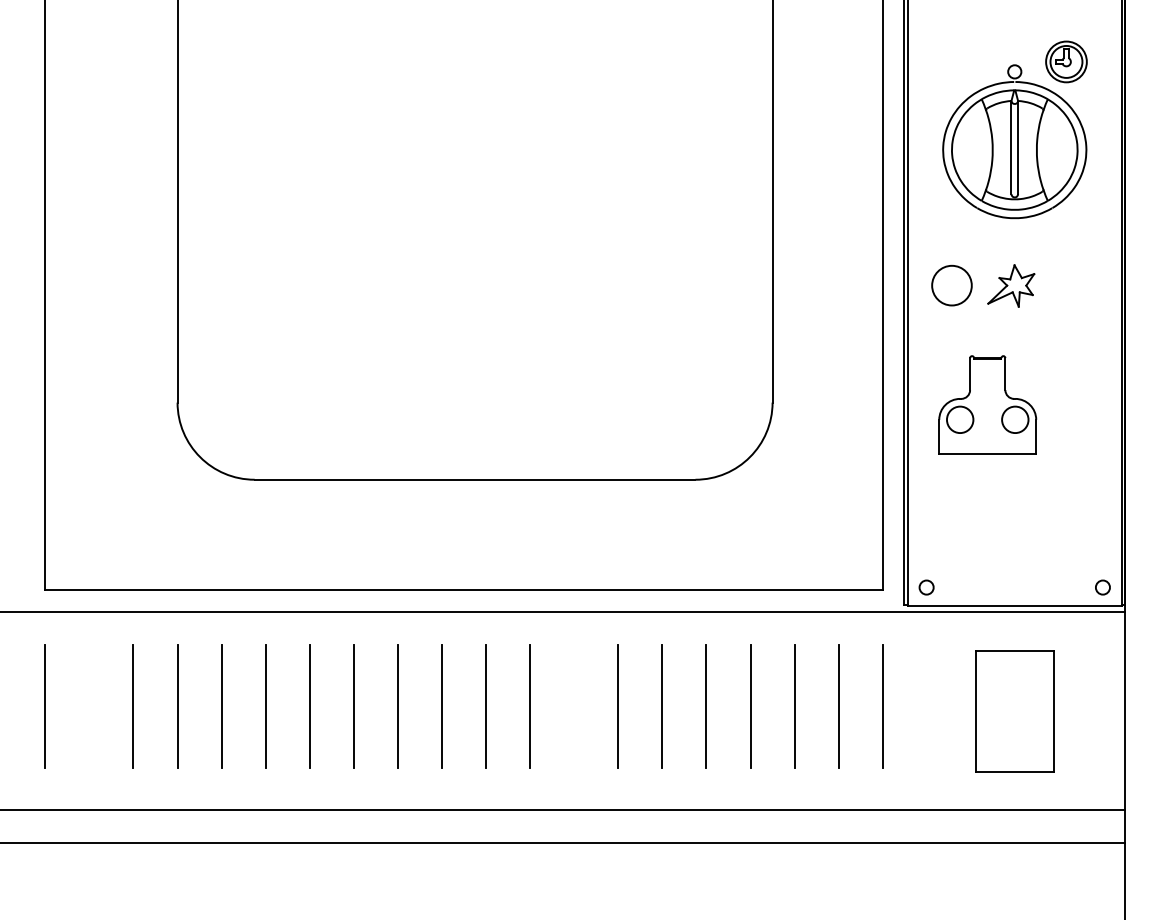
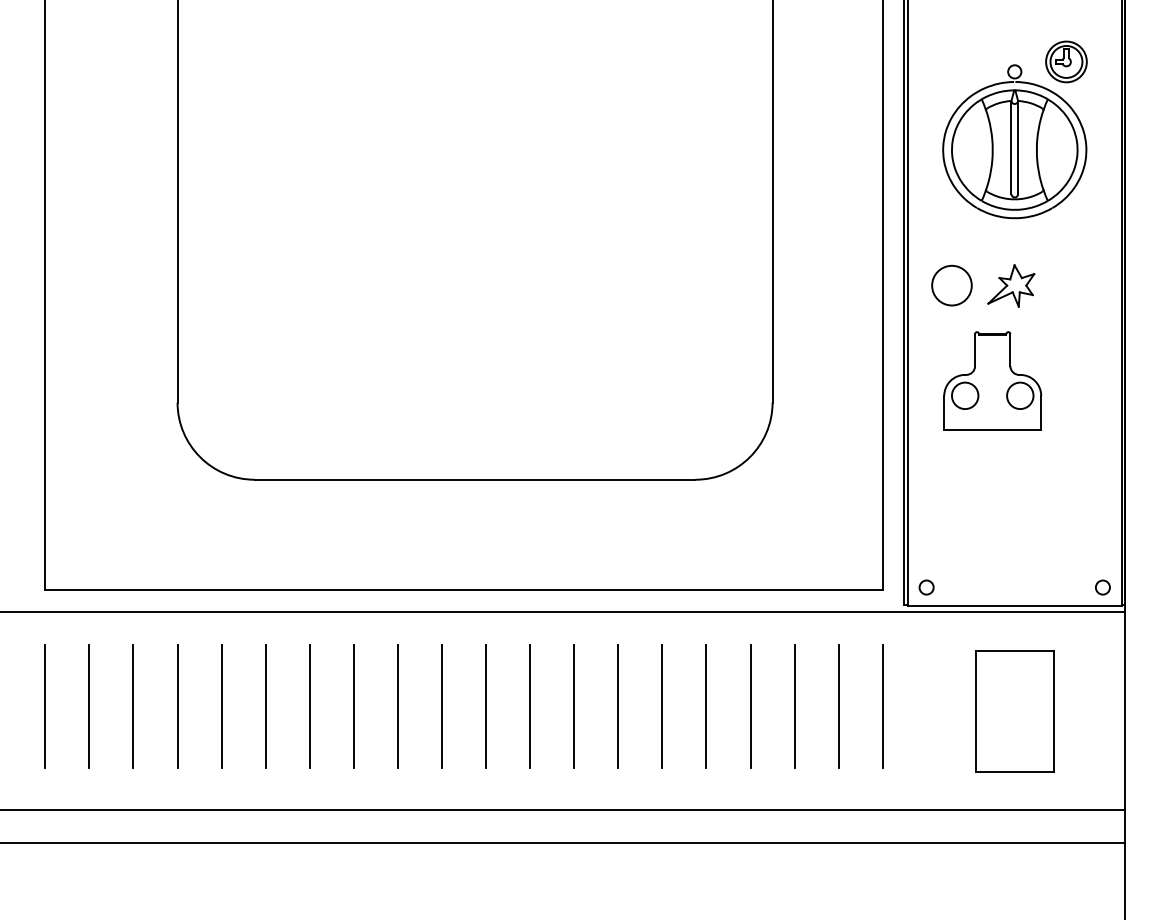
part position: (987, 404) -> (992, 380) (992, 380)
line: none -> present (89, 706)
line: none -> present (573, 706)
